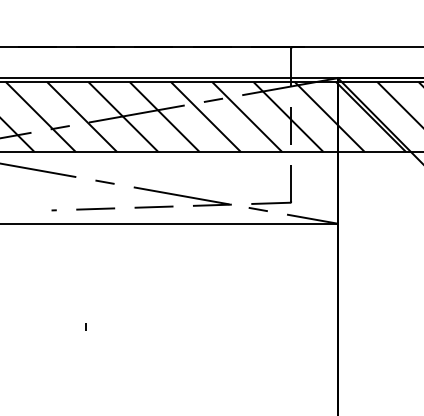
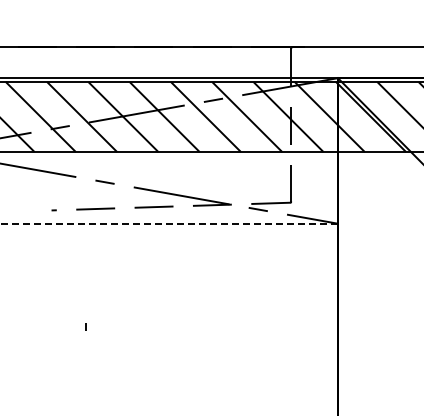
line: solid -> dashed (169, 223)
